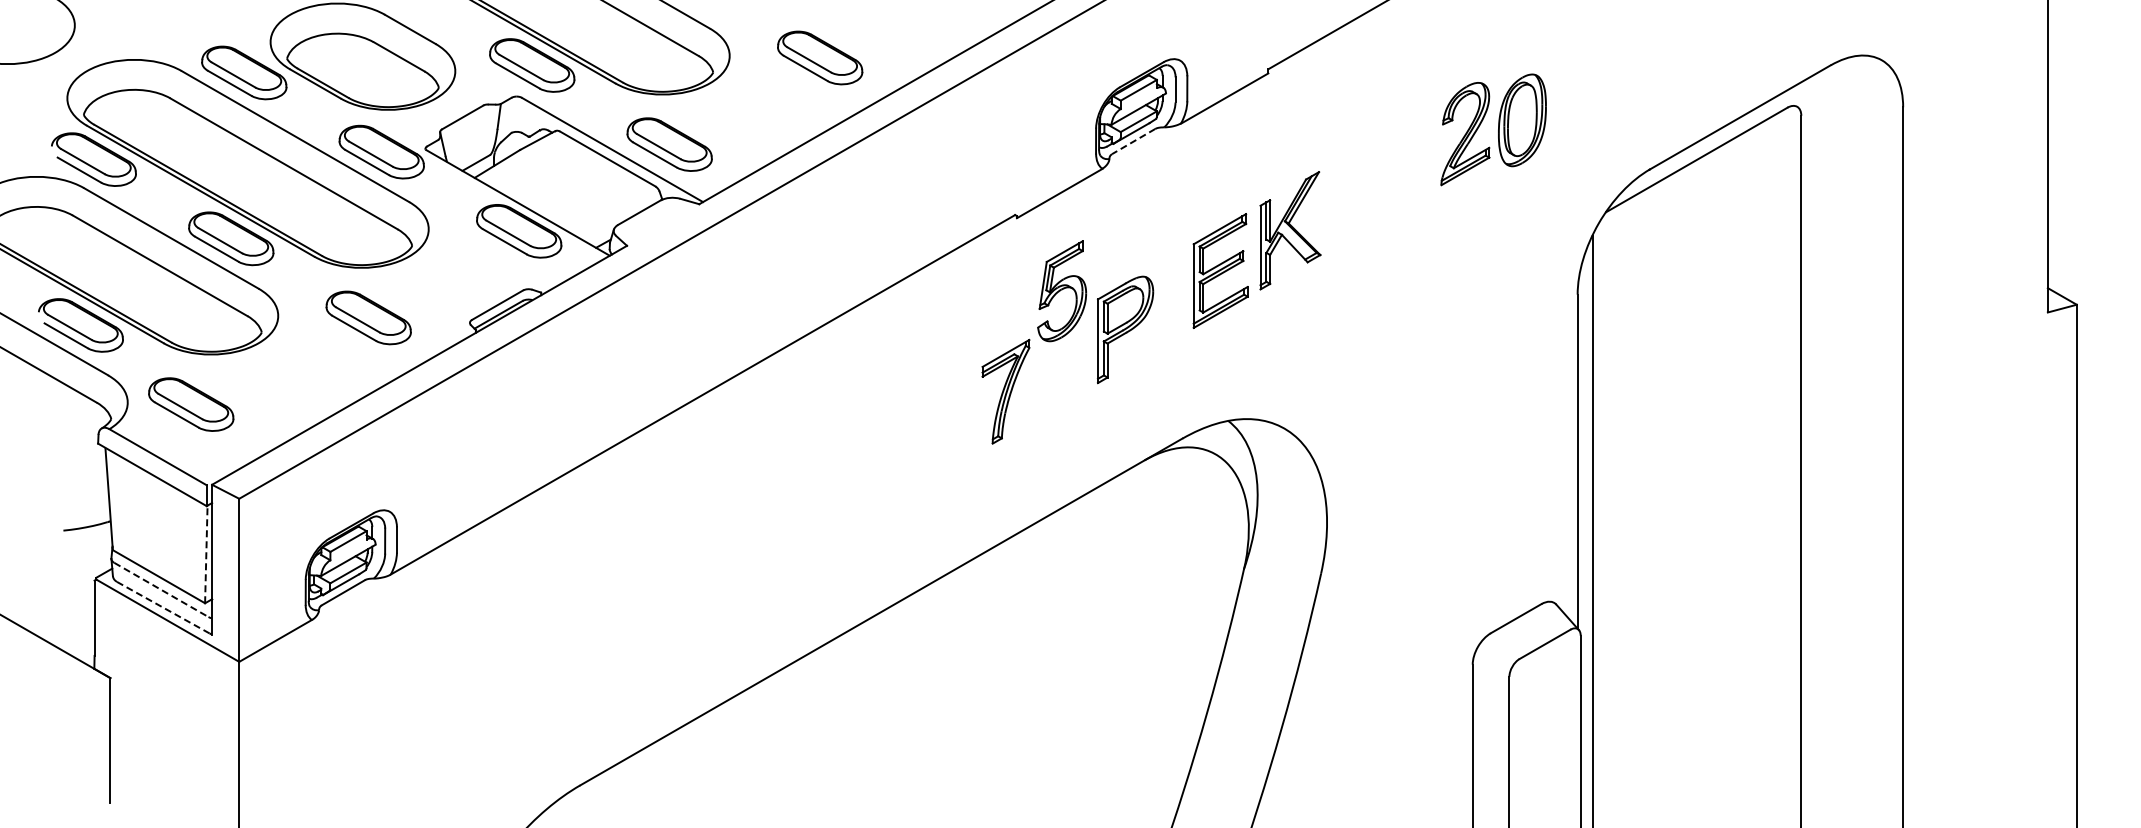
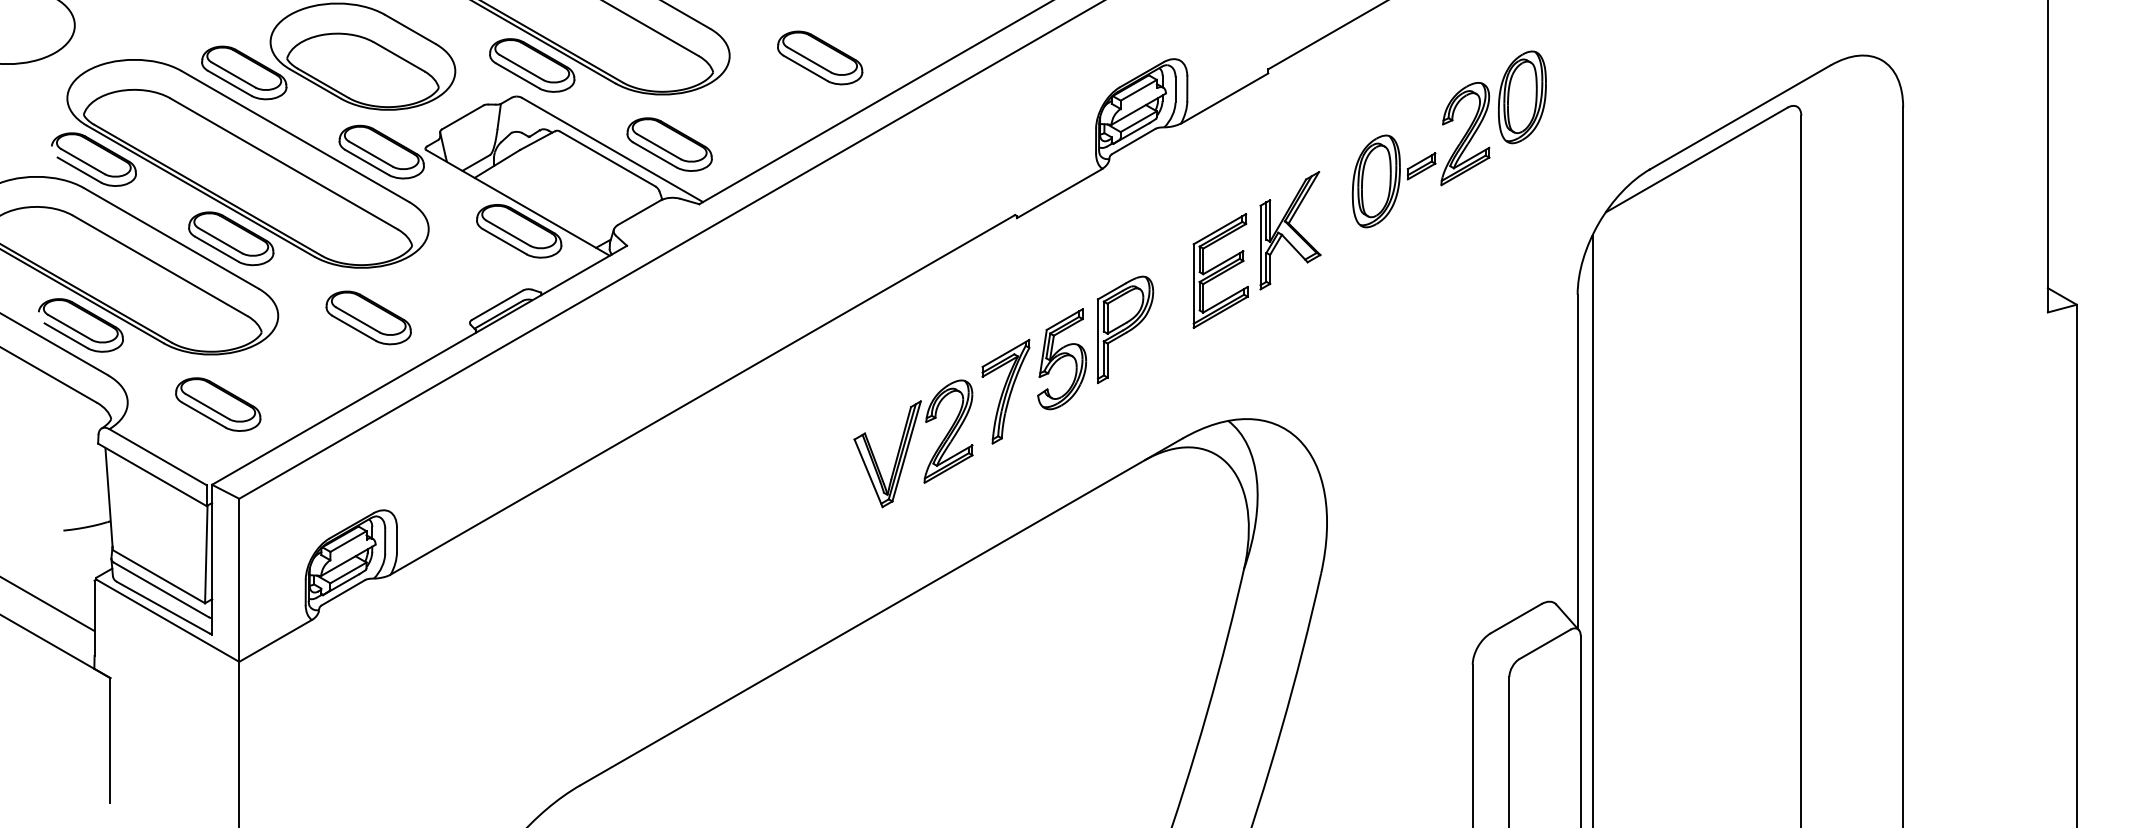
part position: (1522, 120) -> (1522, 97) (1522, 97)
line: dashed -> solid (1133, 141)
part: none -> present (1393, 181)
part position: (1061, 291) -> (1061, 359) (1061, 359)
part position: (191, 404) -> (218, 404) (218, 404)
part: none -> present (913, 443)
line: dashed -> solid (206, 554)
line: dashed -> solid (161, 590)
line: none -> present (48, 604)
line: dashed -> solid (163, 607)
